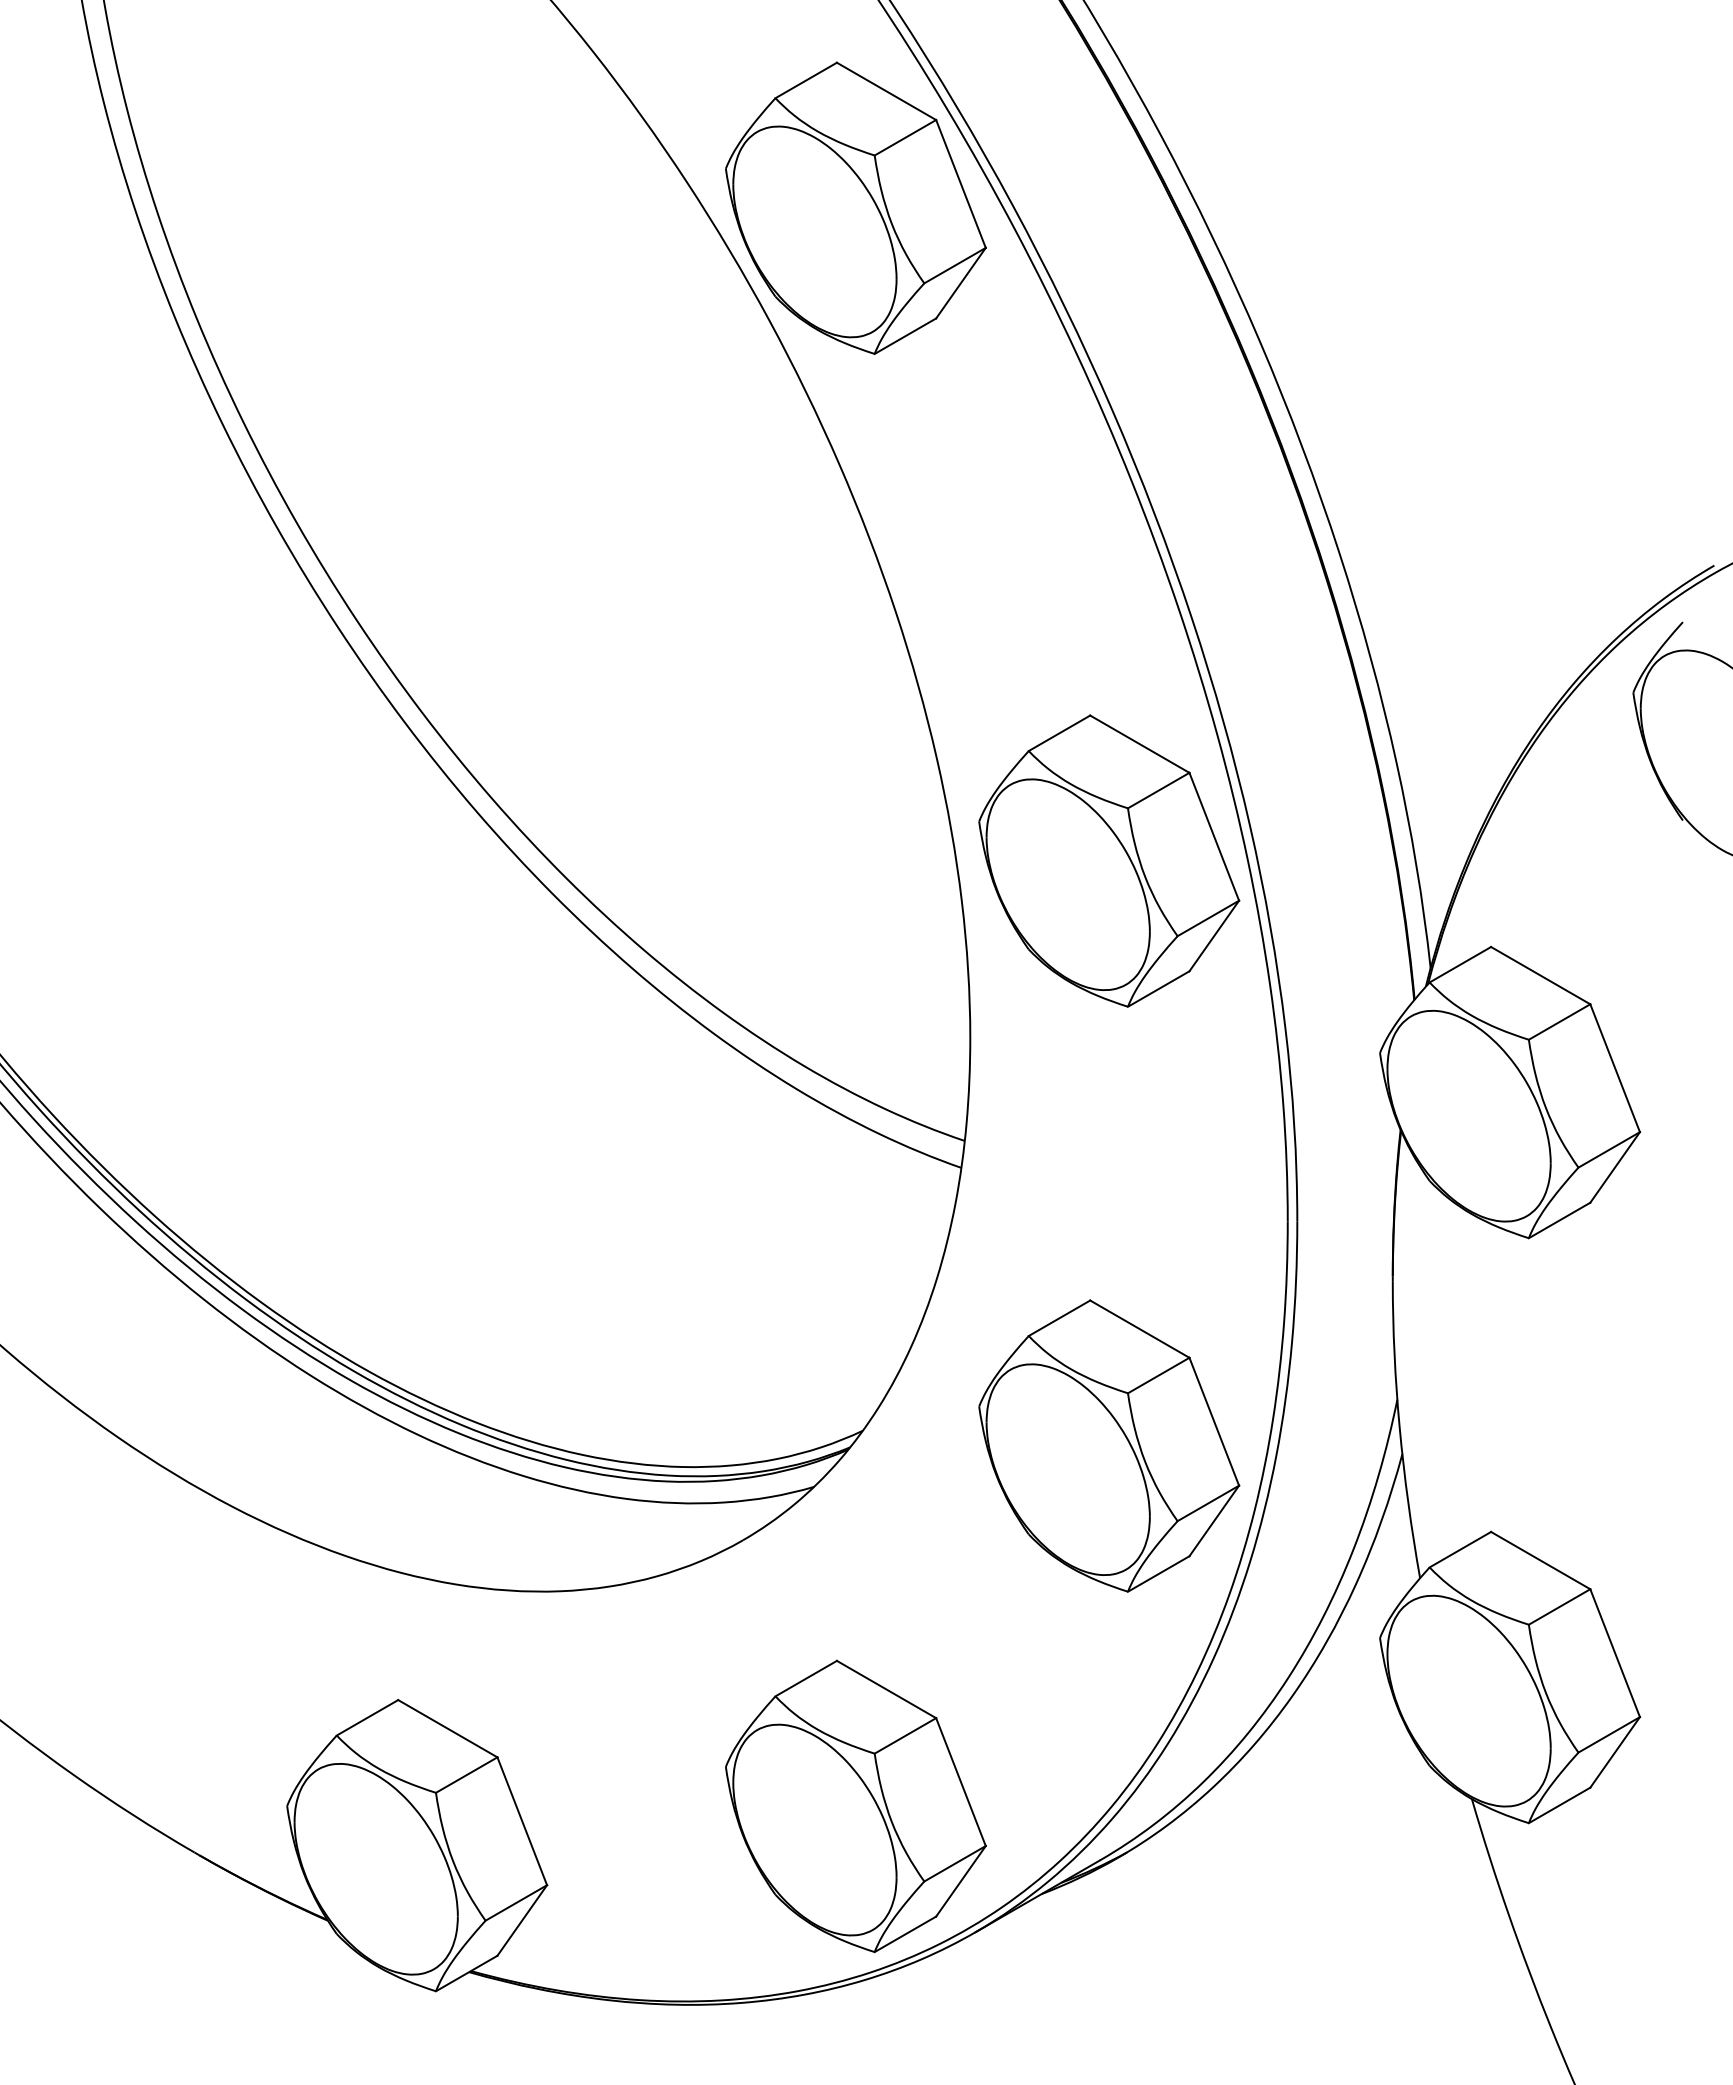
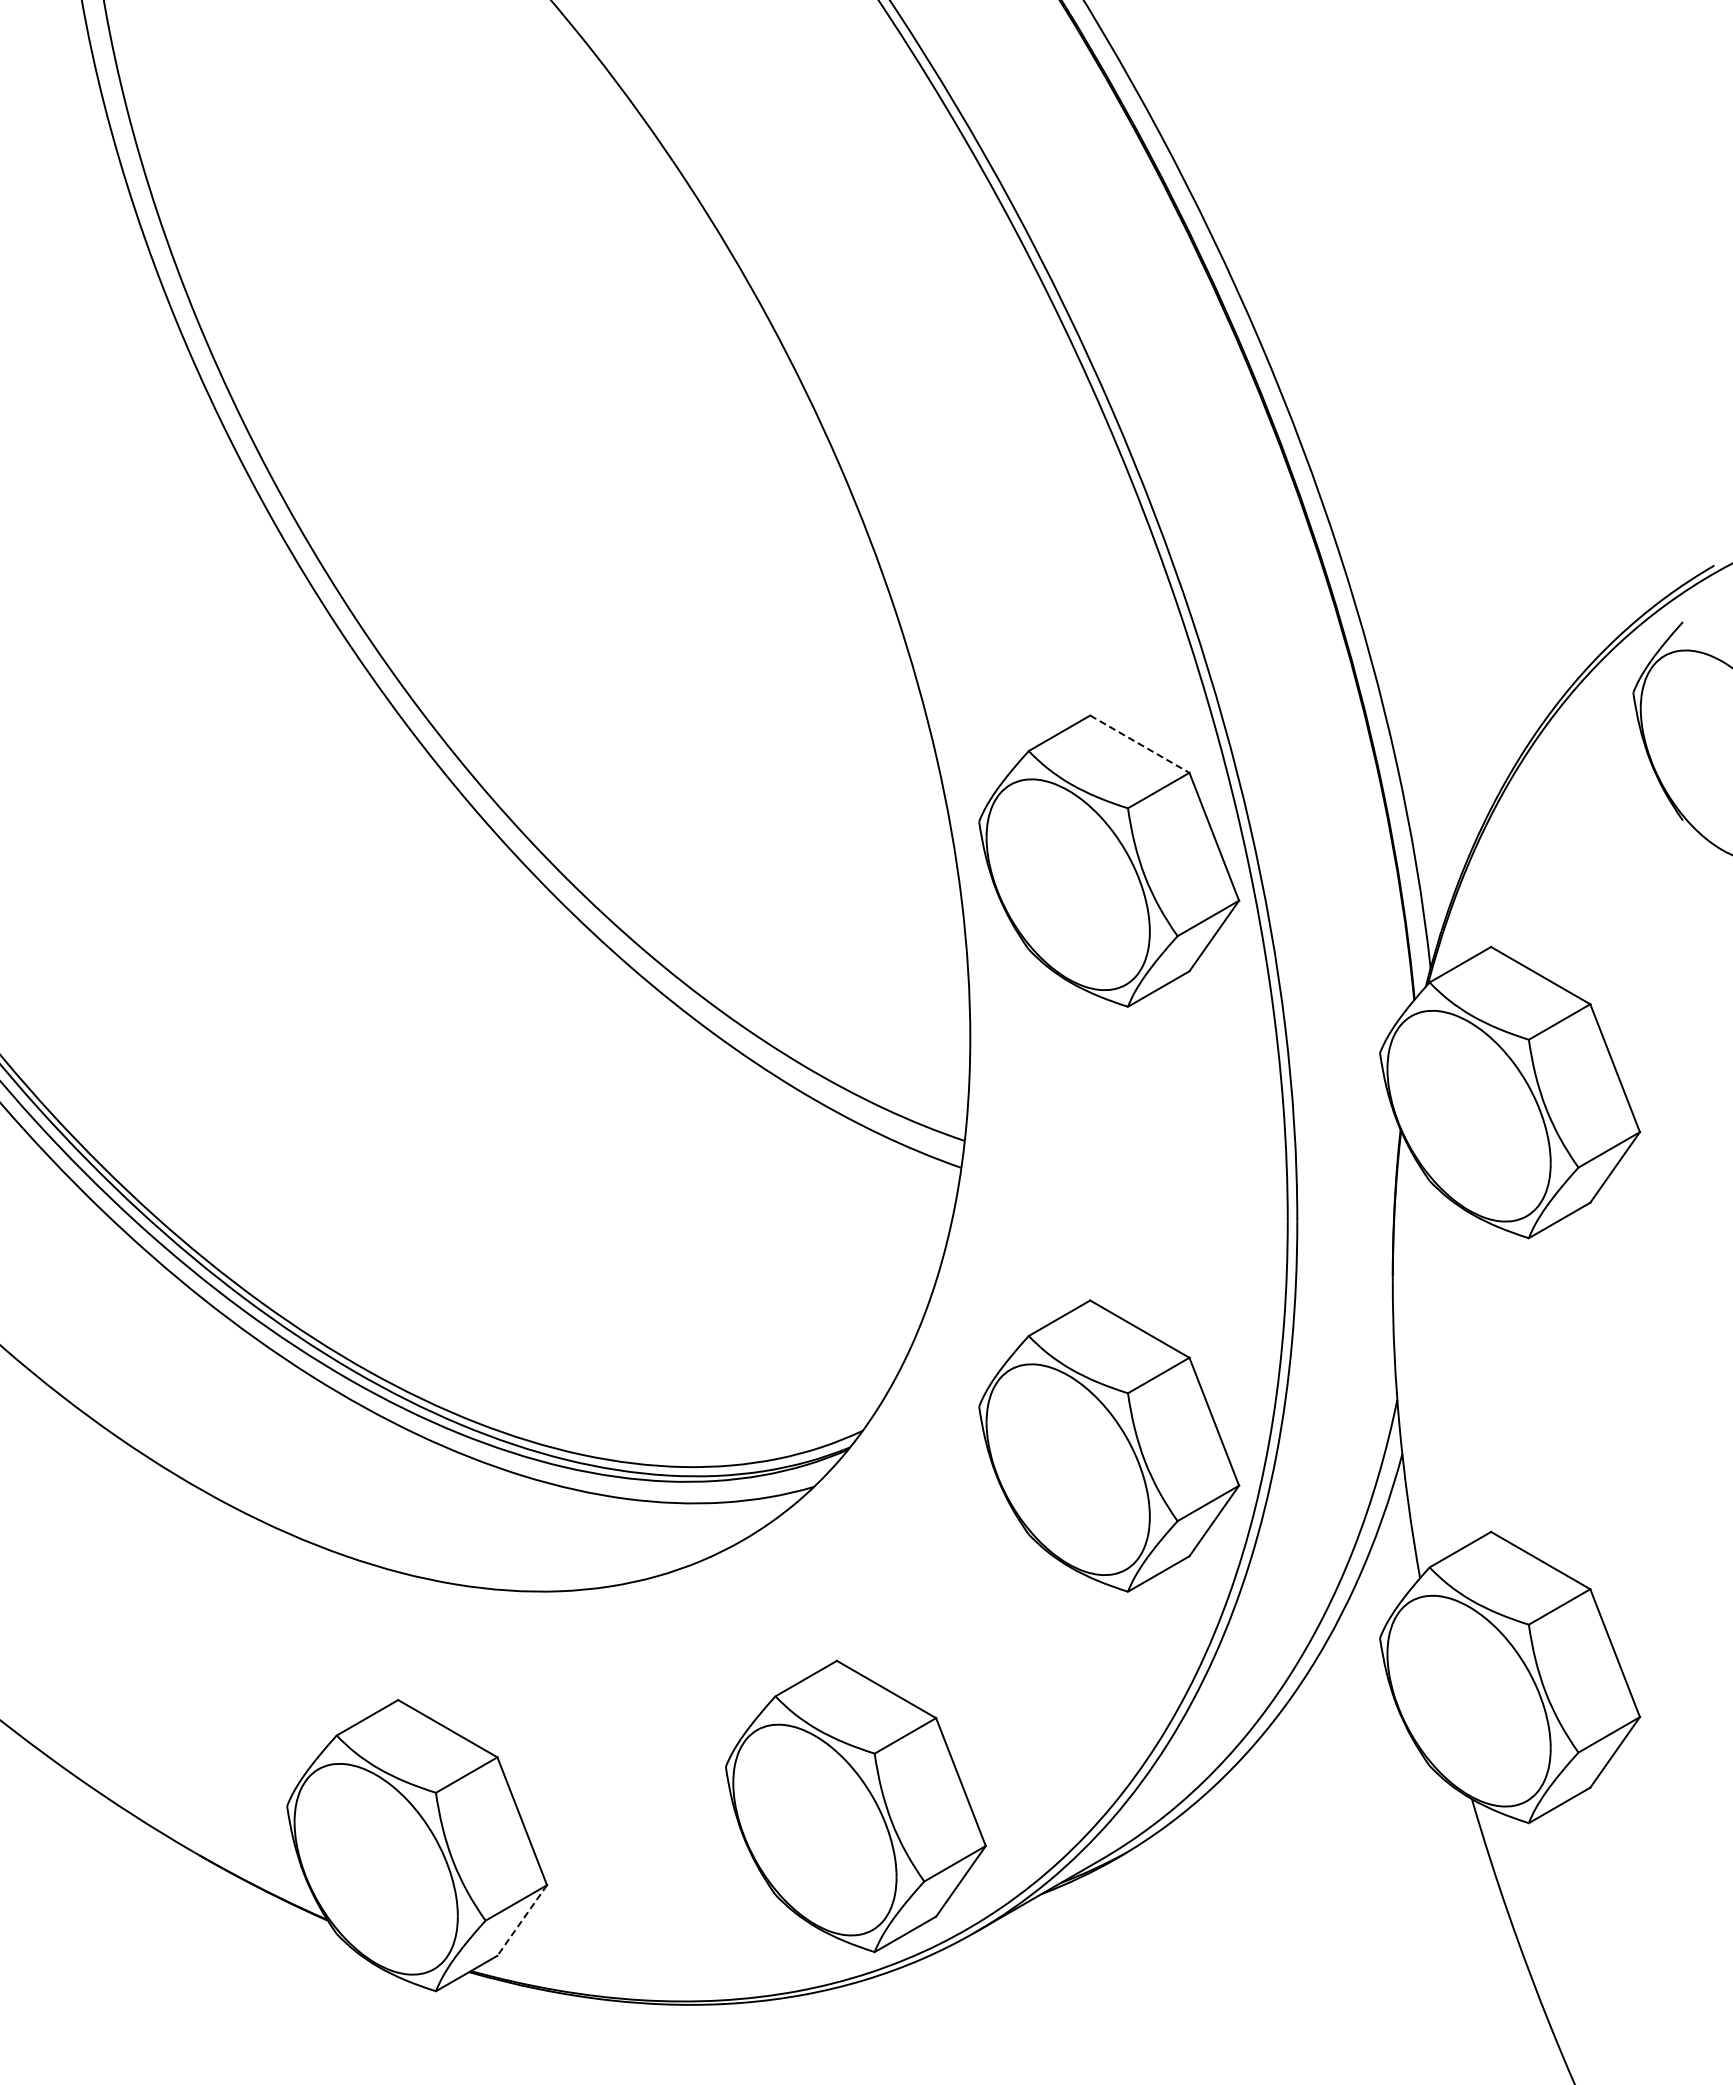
part: present -> none (855, 207)
line: solid -> dashed (1140, 744)
line: solid -> dashed (521, 1920)
